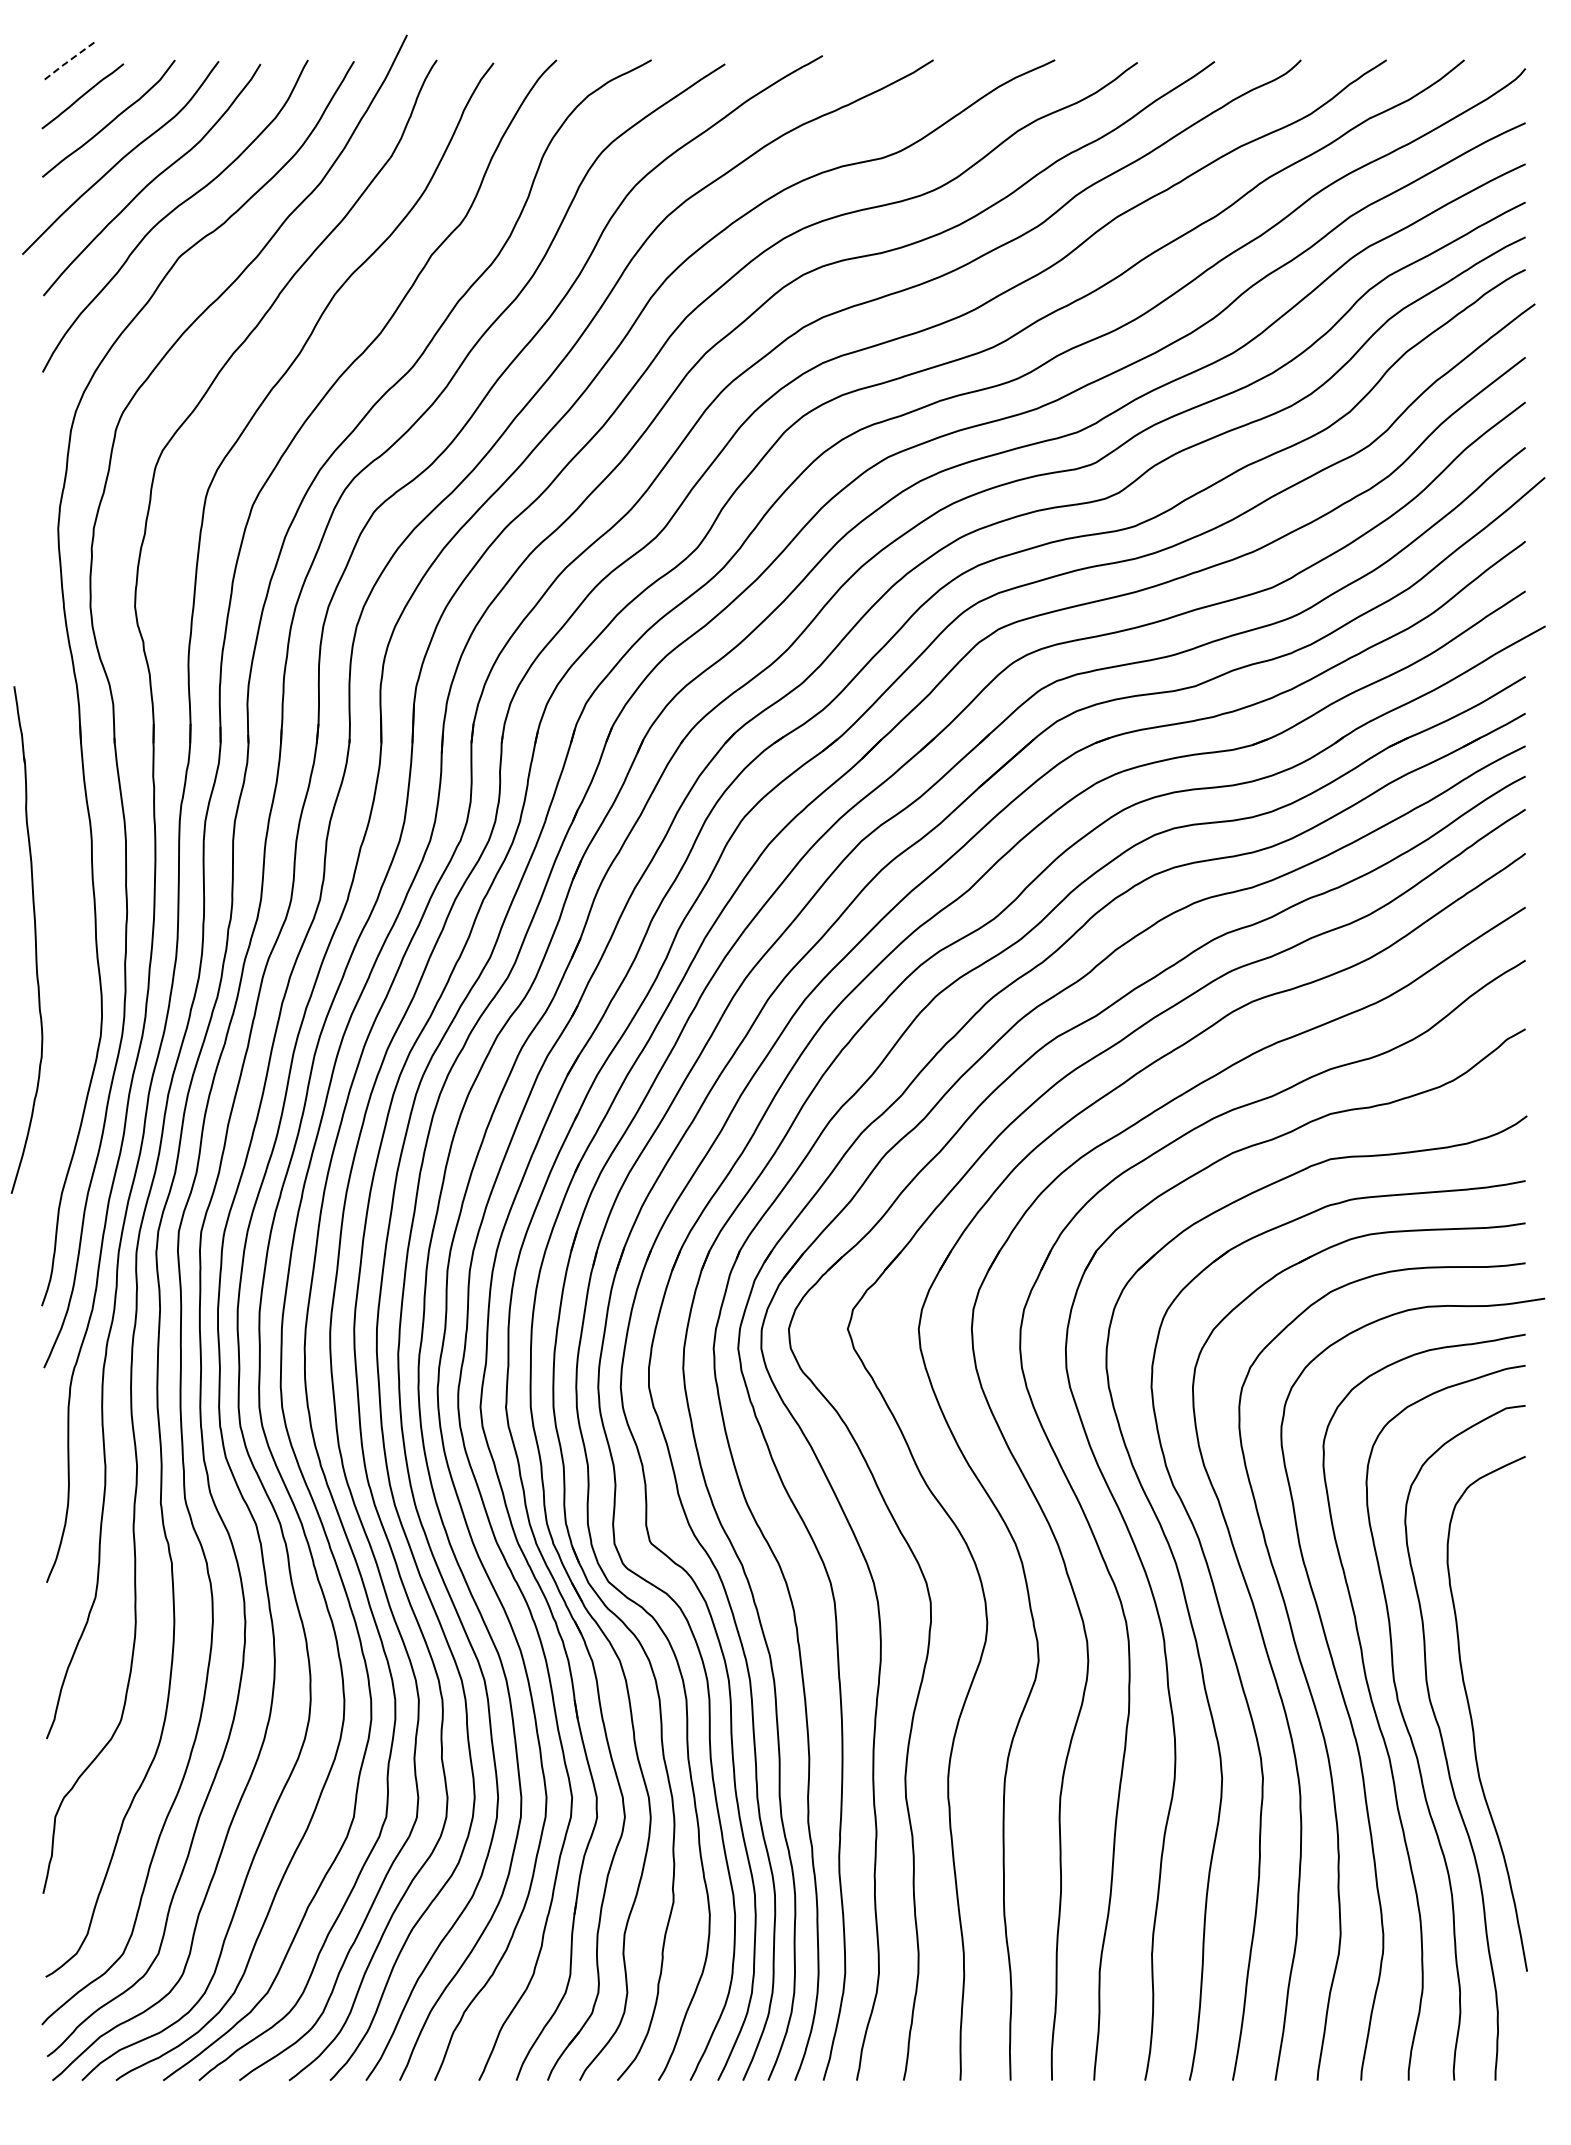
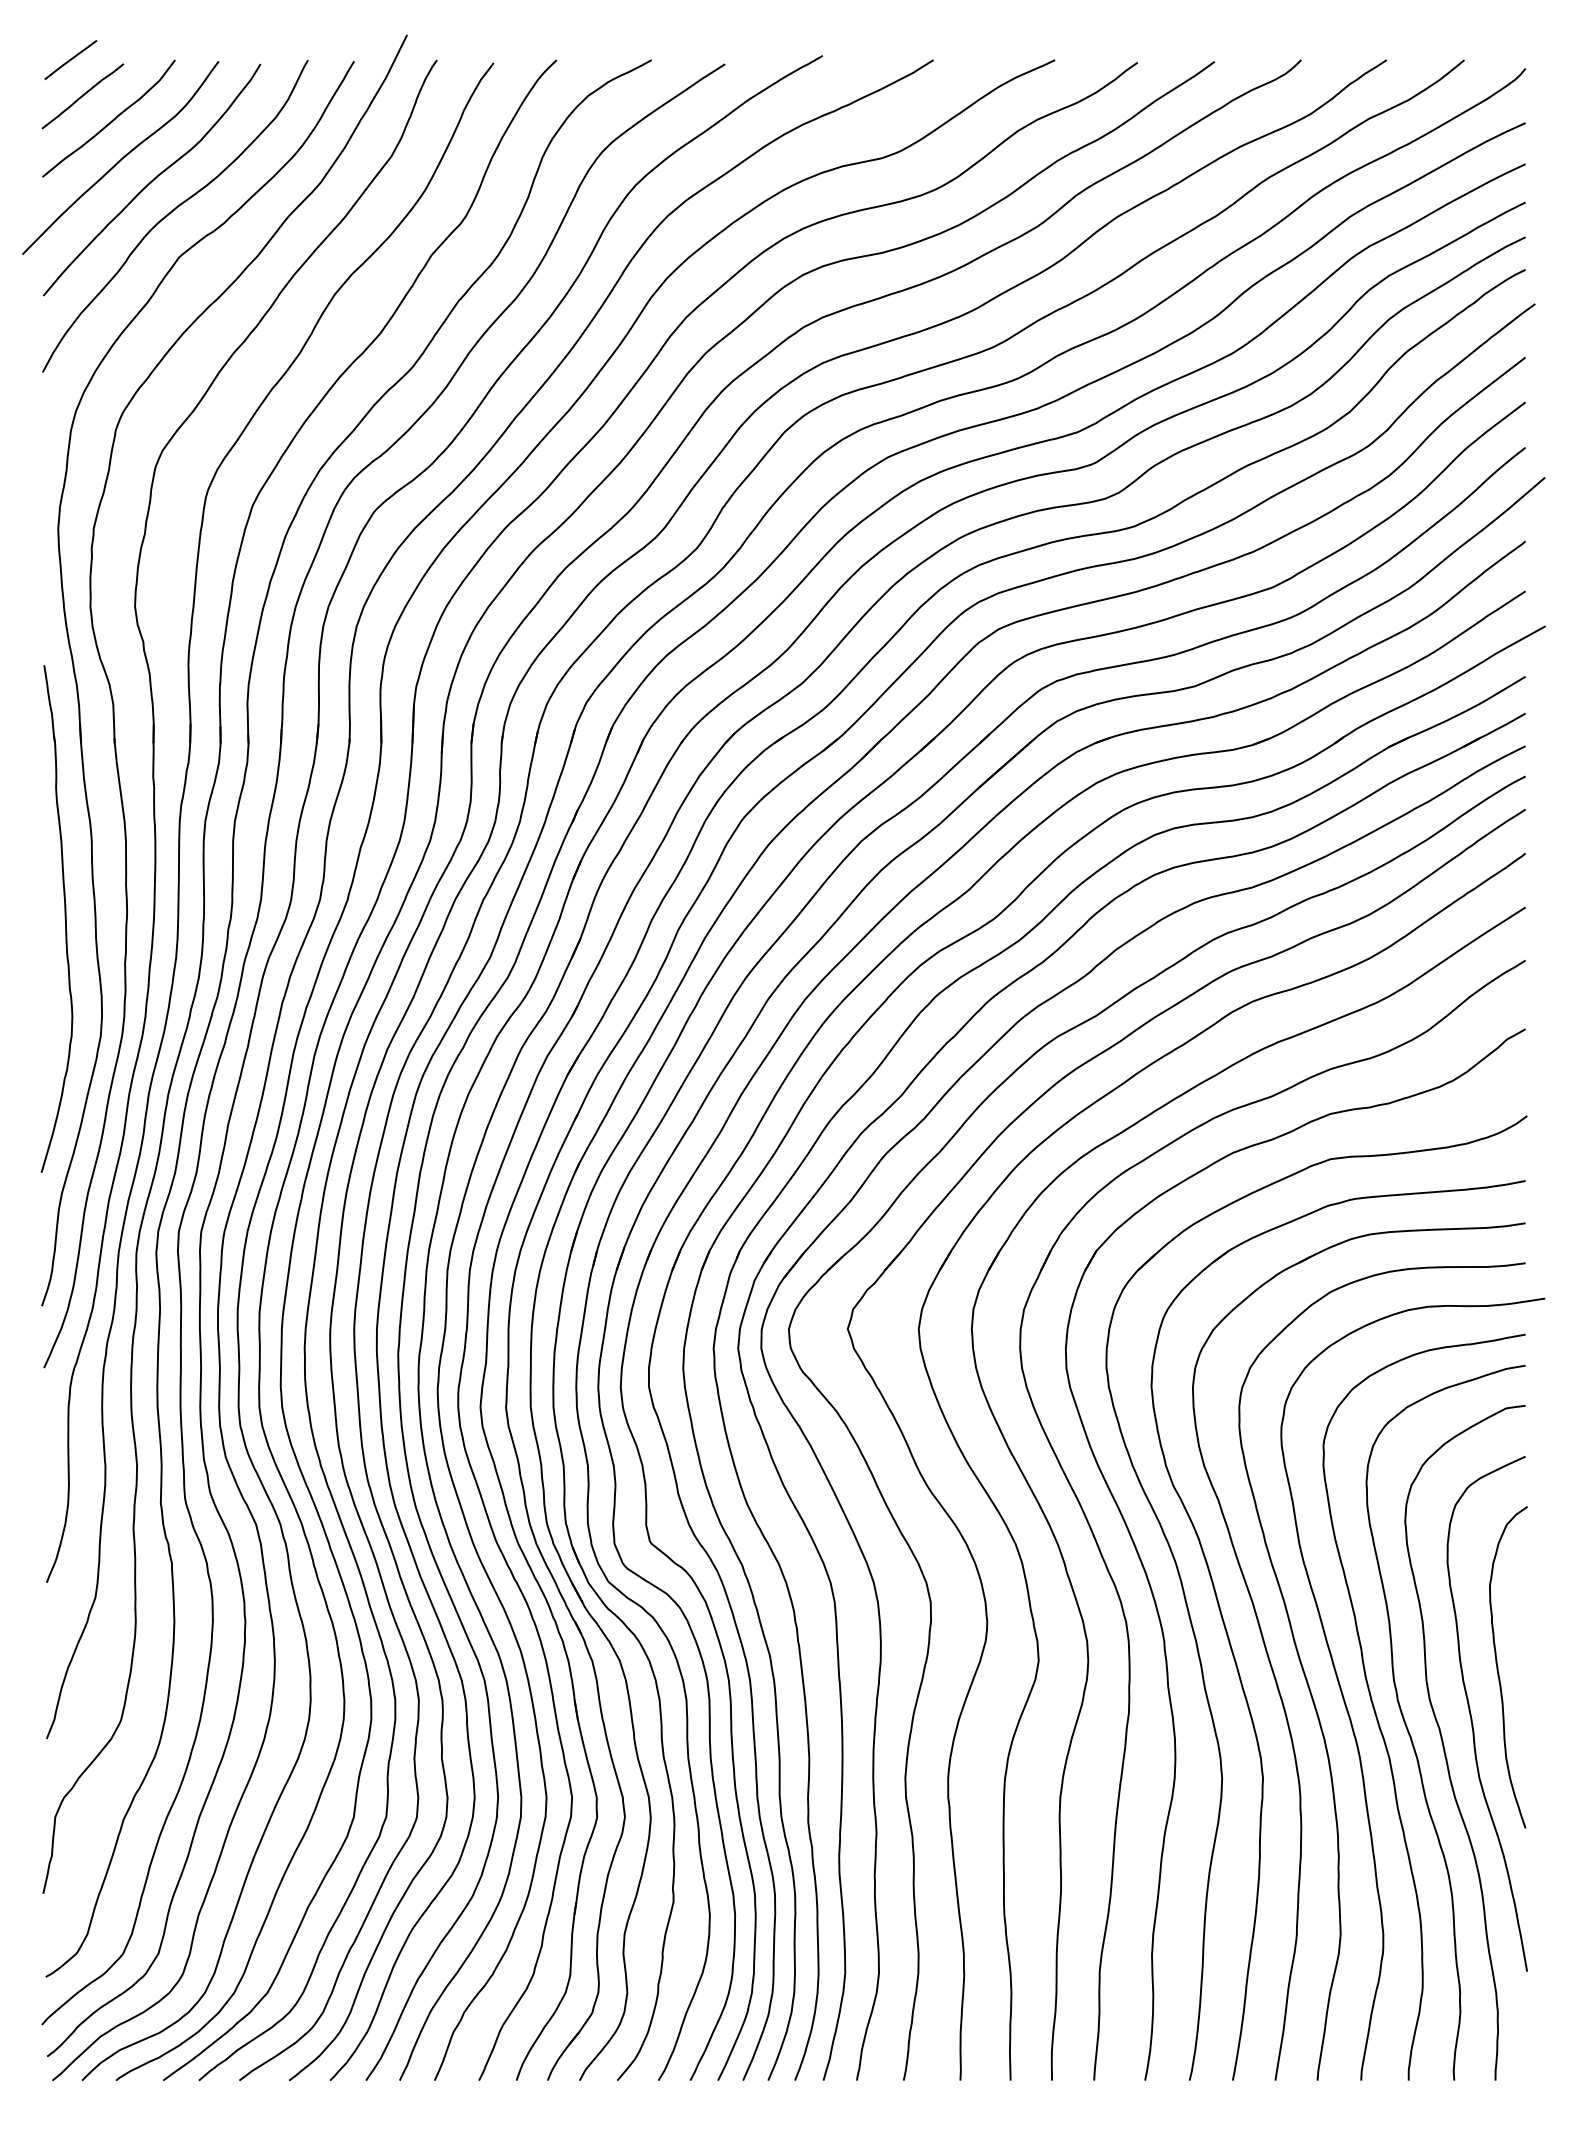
line: dashed -> solid (70, 60)
part position: (34, 939) -> (64, 918) (64, 918)
curve: none -> present (1498, 1667)
